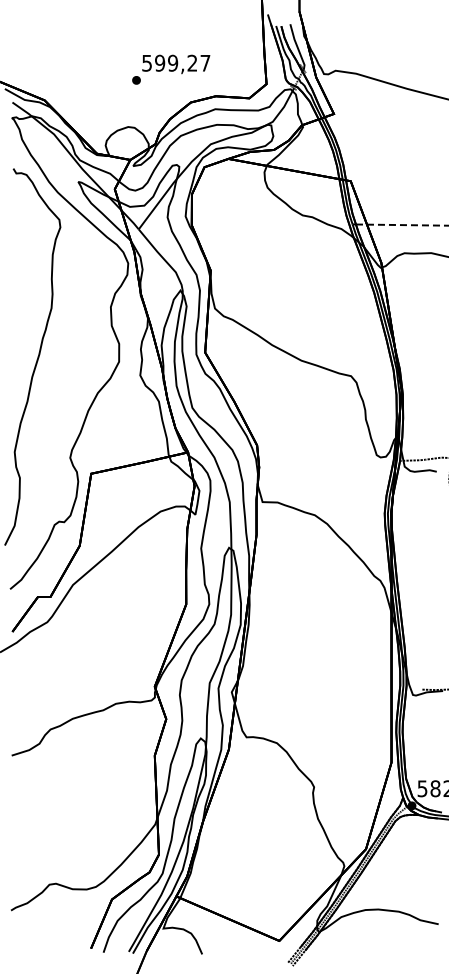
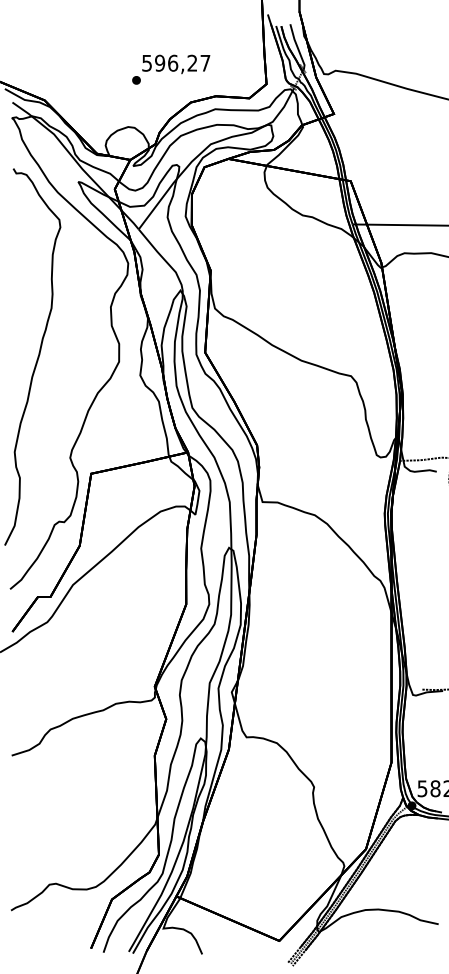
text: 599,27 -> 596,27 (173, 62)
line: dashed -> solid (402, 225)
